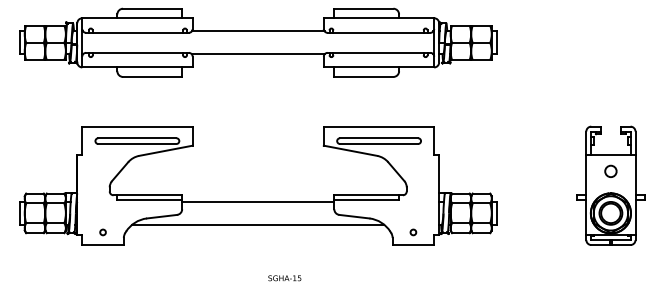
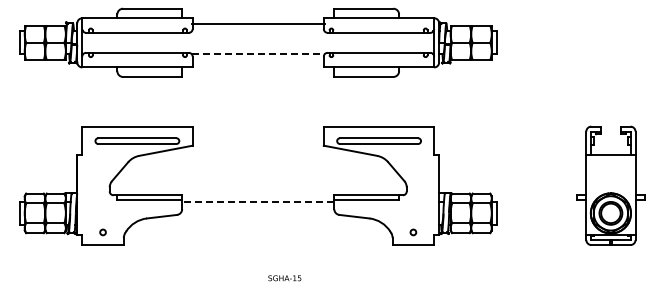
line position: (257, 31) -> (257, 24) (257, 24)
line: solid -> dashed (258, 54)
circle: present -> none (610, 170)
line: solid -> dashed (257, 201)
line: present -> none (258, 224)
